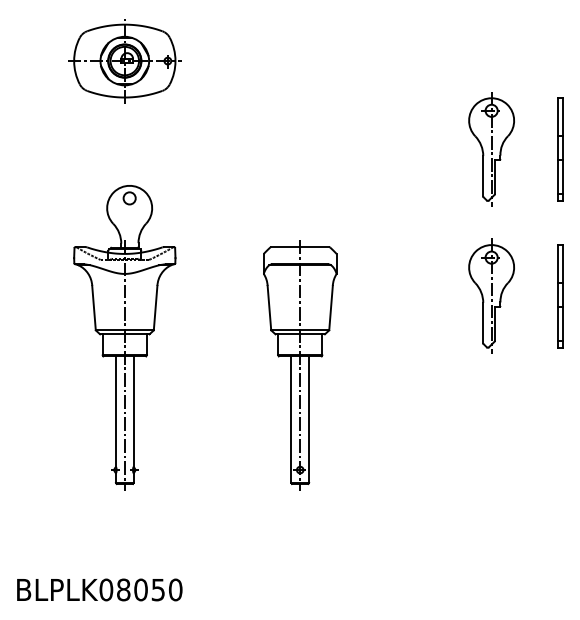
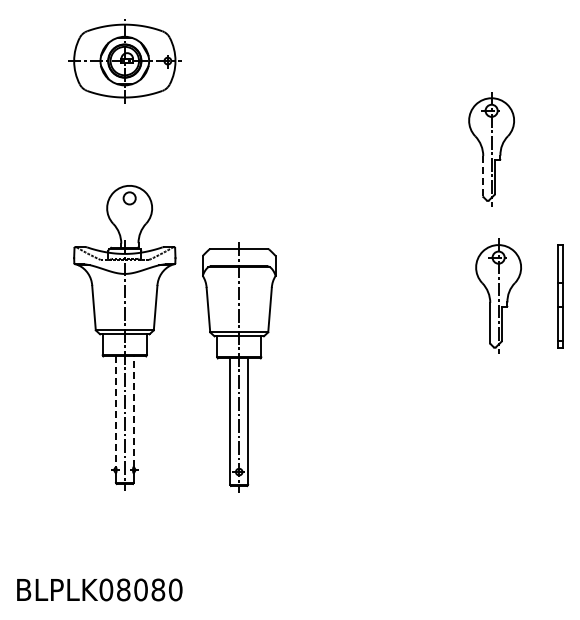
part: present -> none (560, 149)
line: solid -> dashed (483, 175)
part position: (491, 295) -> (498, 295) (498, 295)
part position: (300, 365) -> (239, 367) (239, 367)
line: solid -> dashed (133, 411)
line: solid -> dashed (115, 412)
text: BLPLK08050 -> BLPLK08080 (158, 589)
